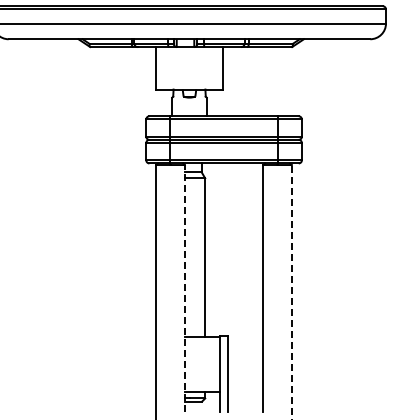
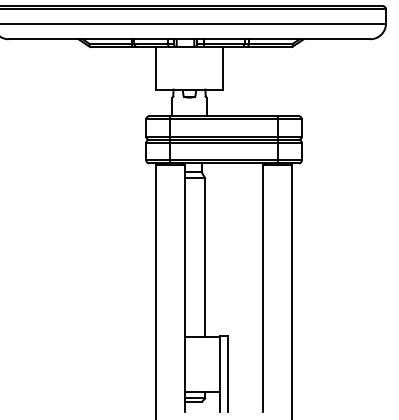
line: dashed -> solid (184, 287)
line: dashed -> solid (291, 292)
